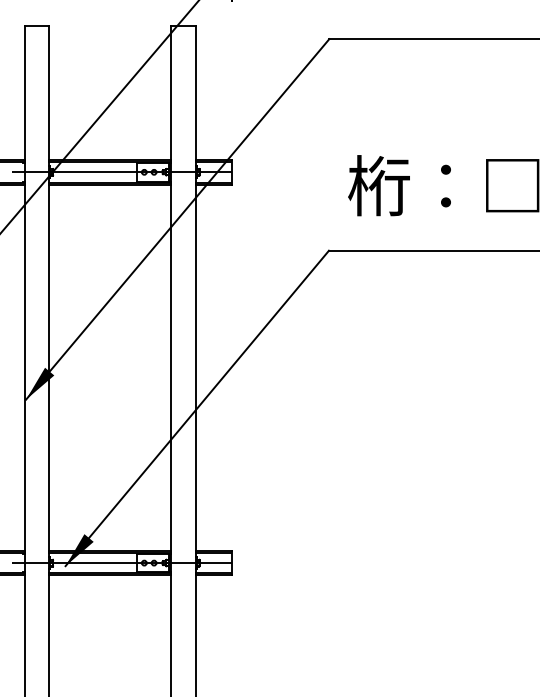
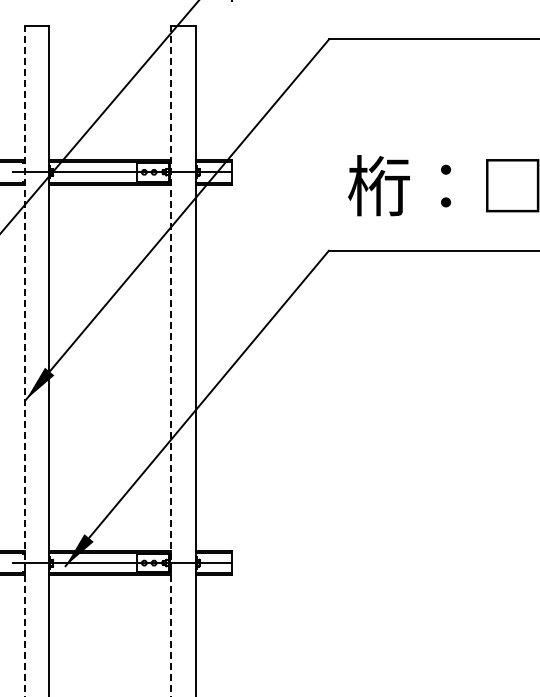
line: solid -> dashed (24, 360)
line: solid -> dashed (171, 360)
